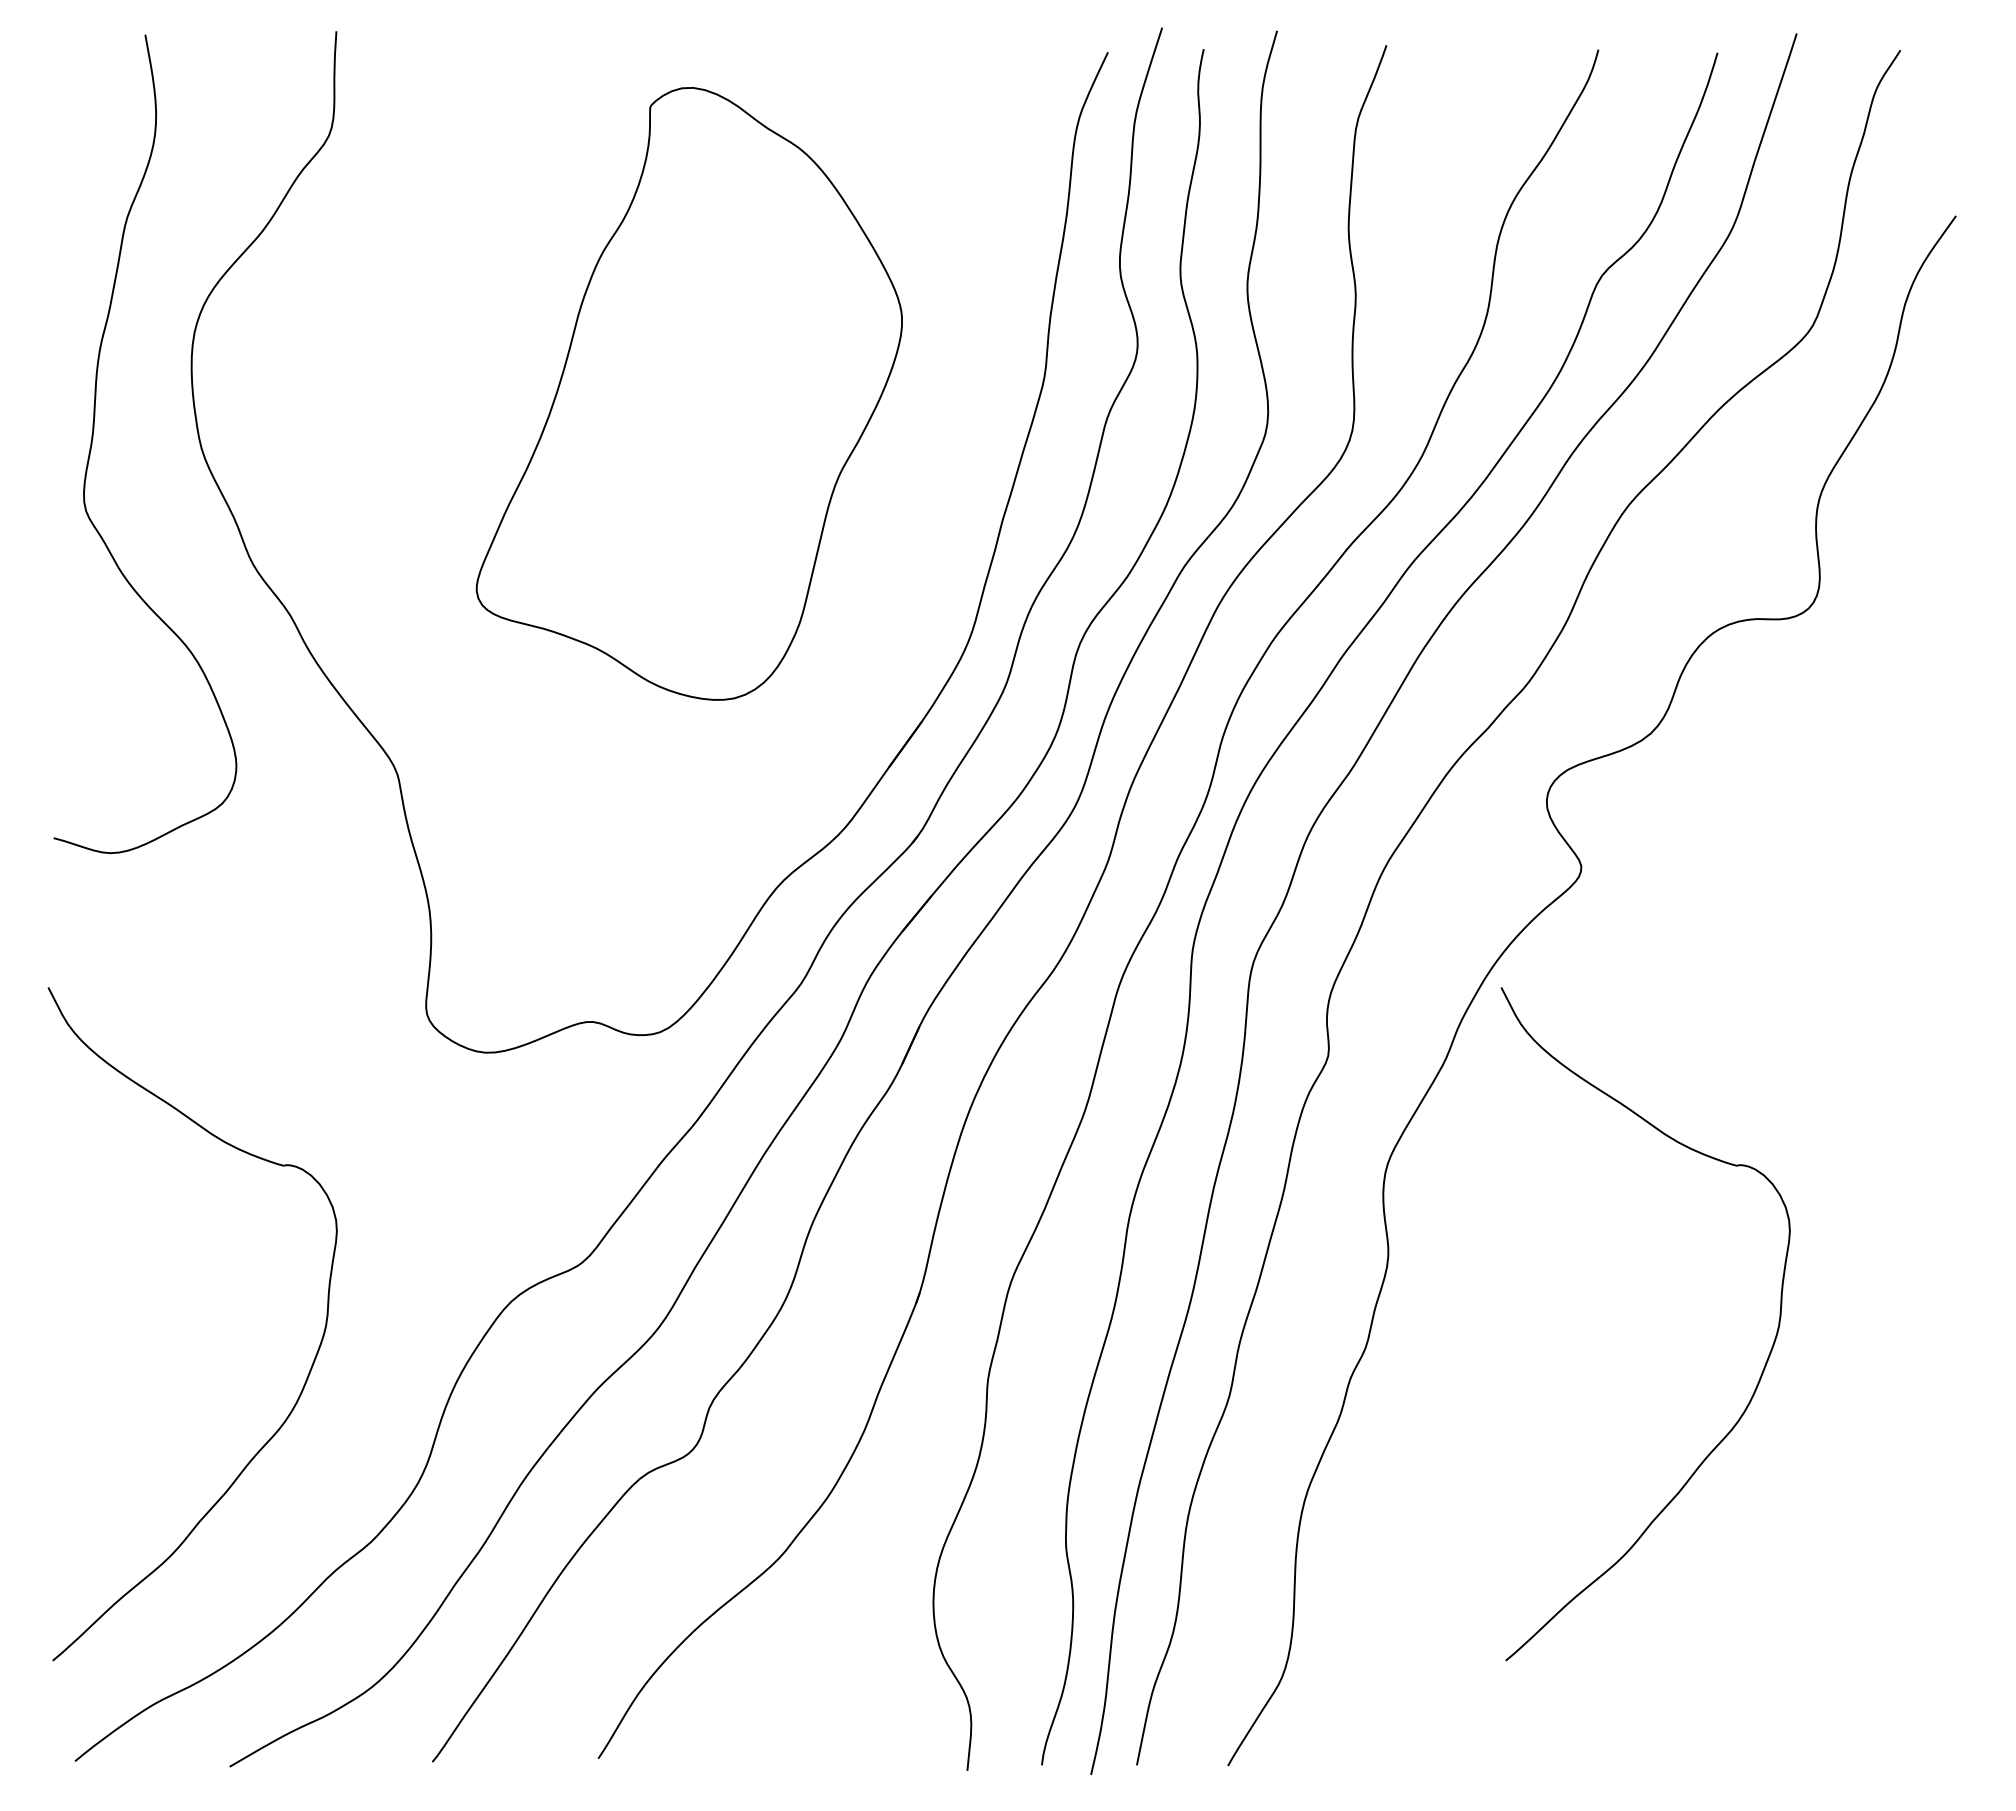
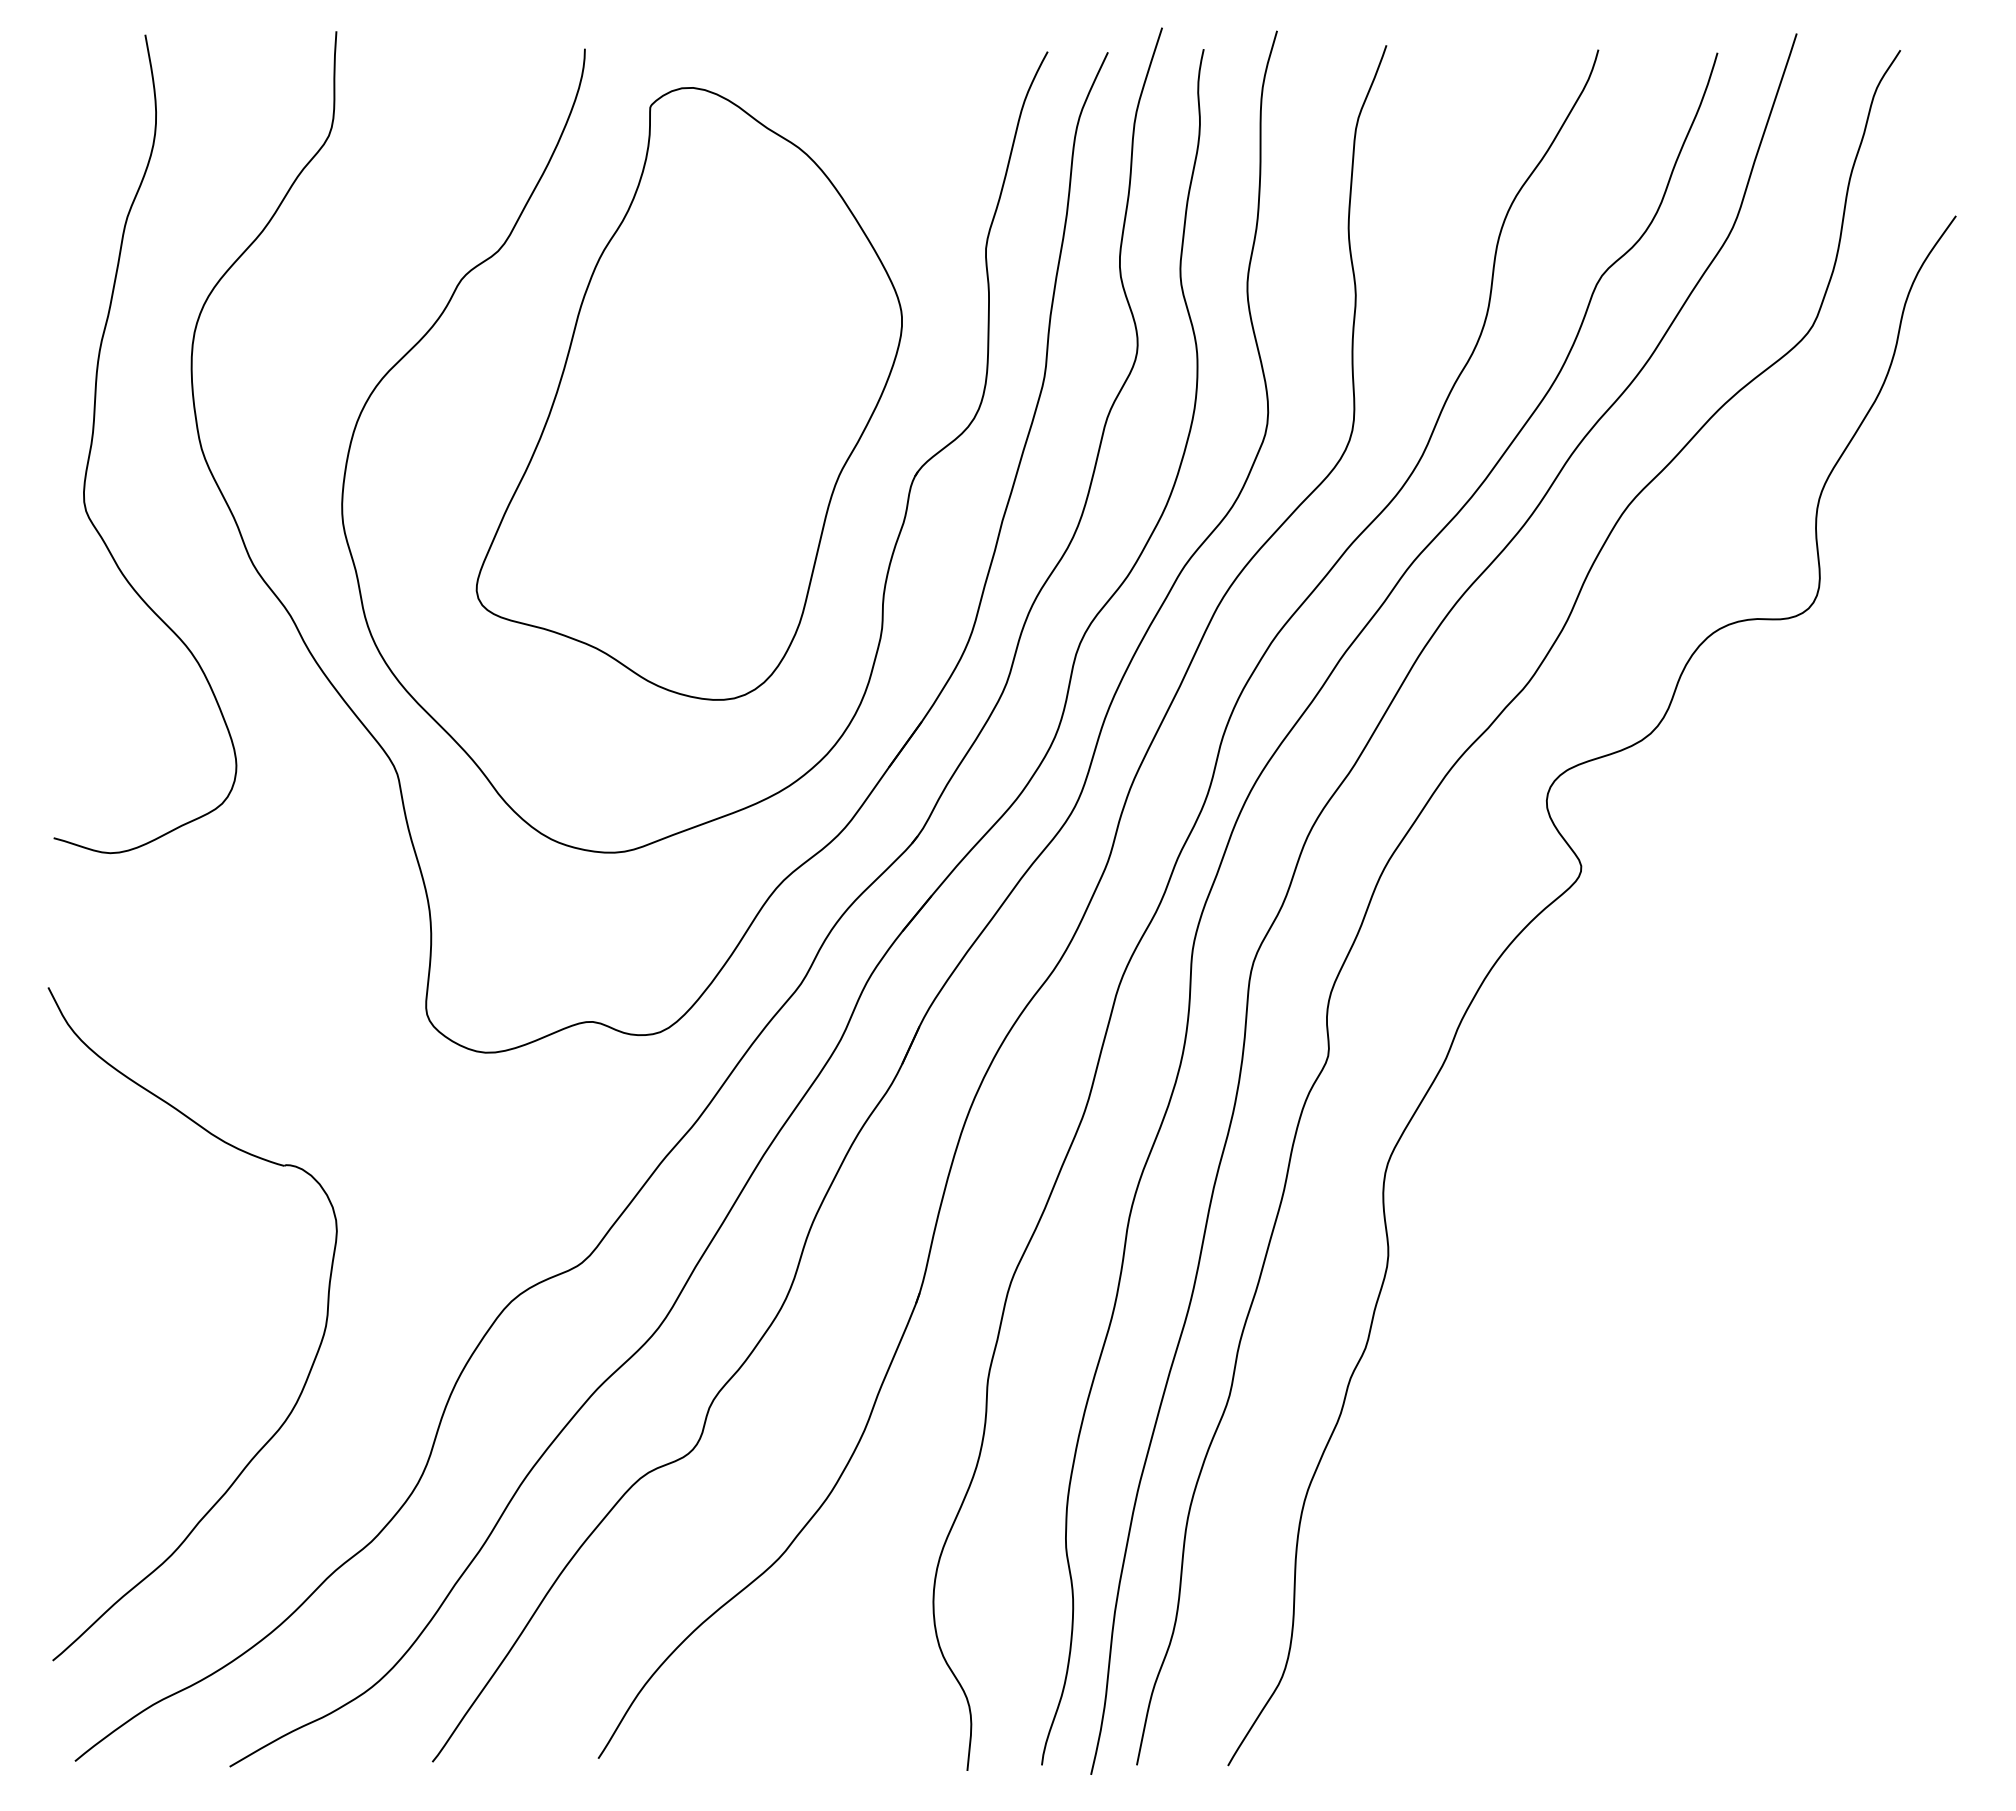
part: none -> present (908, 491)
part: present -> none (1761, 1372)
